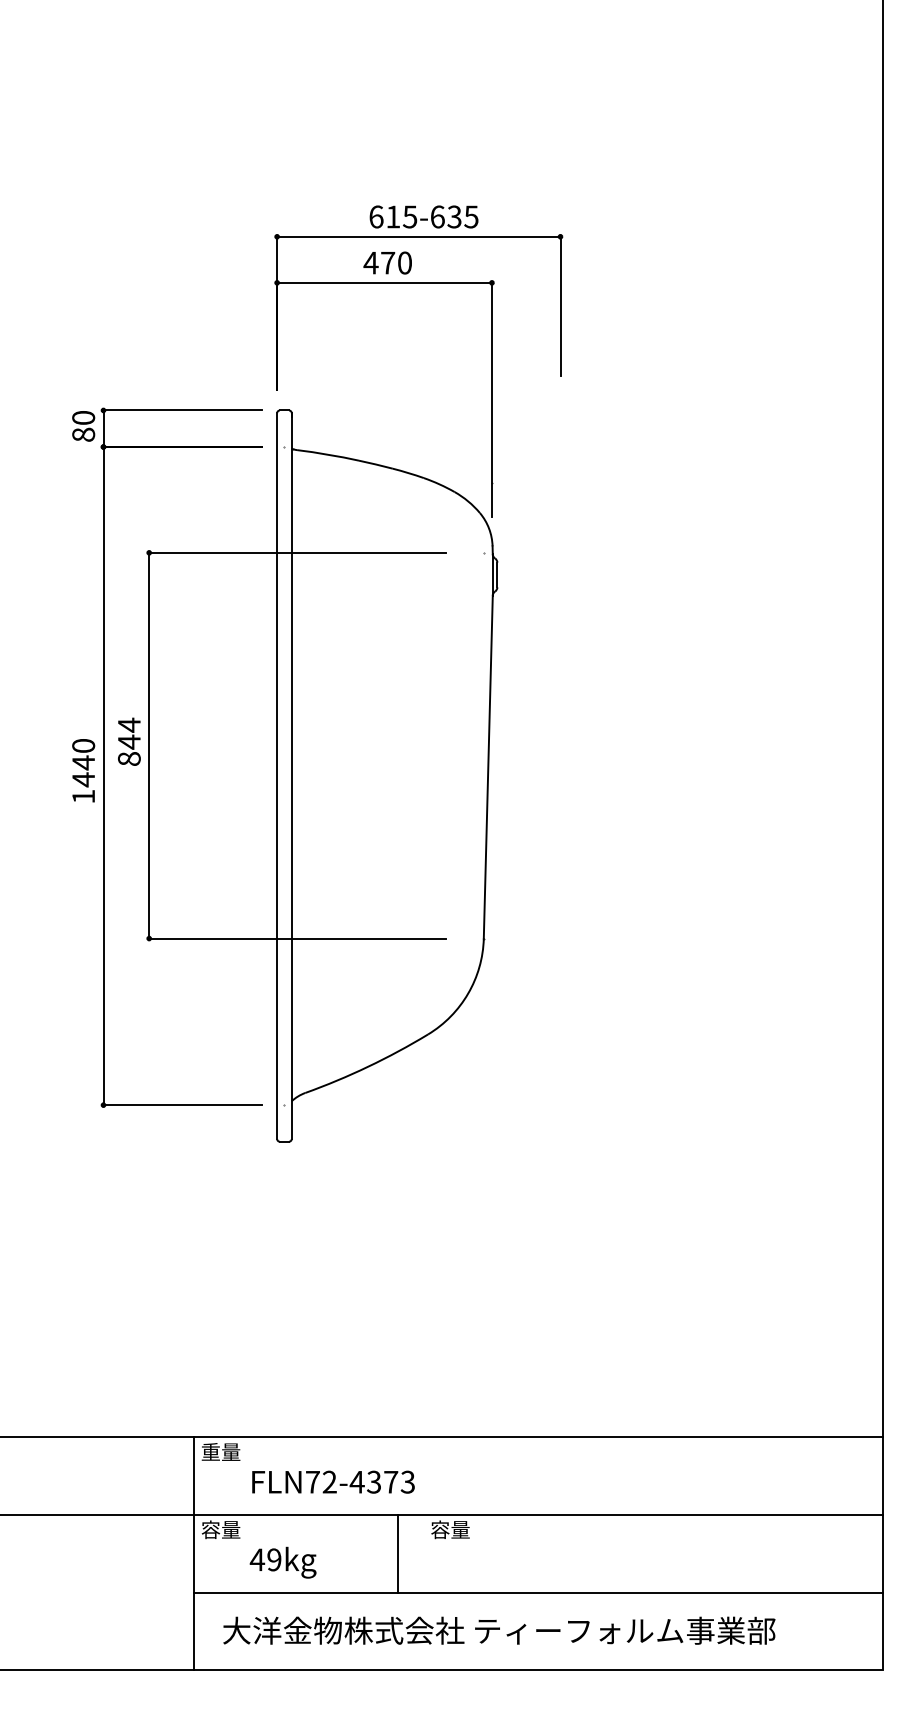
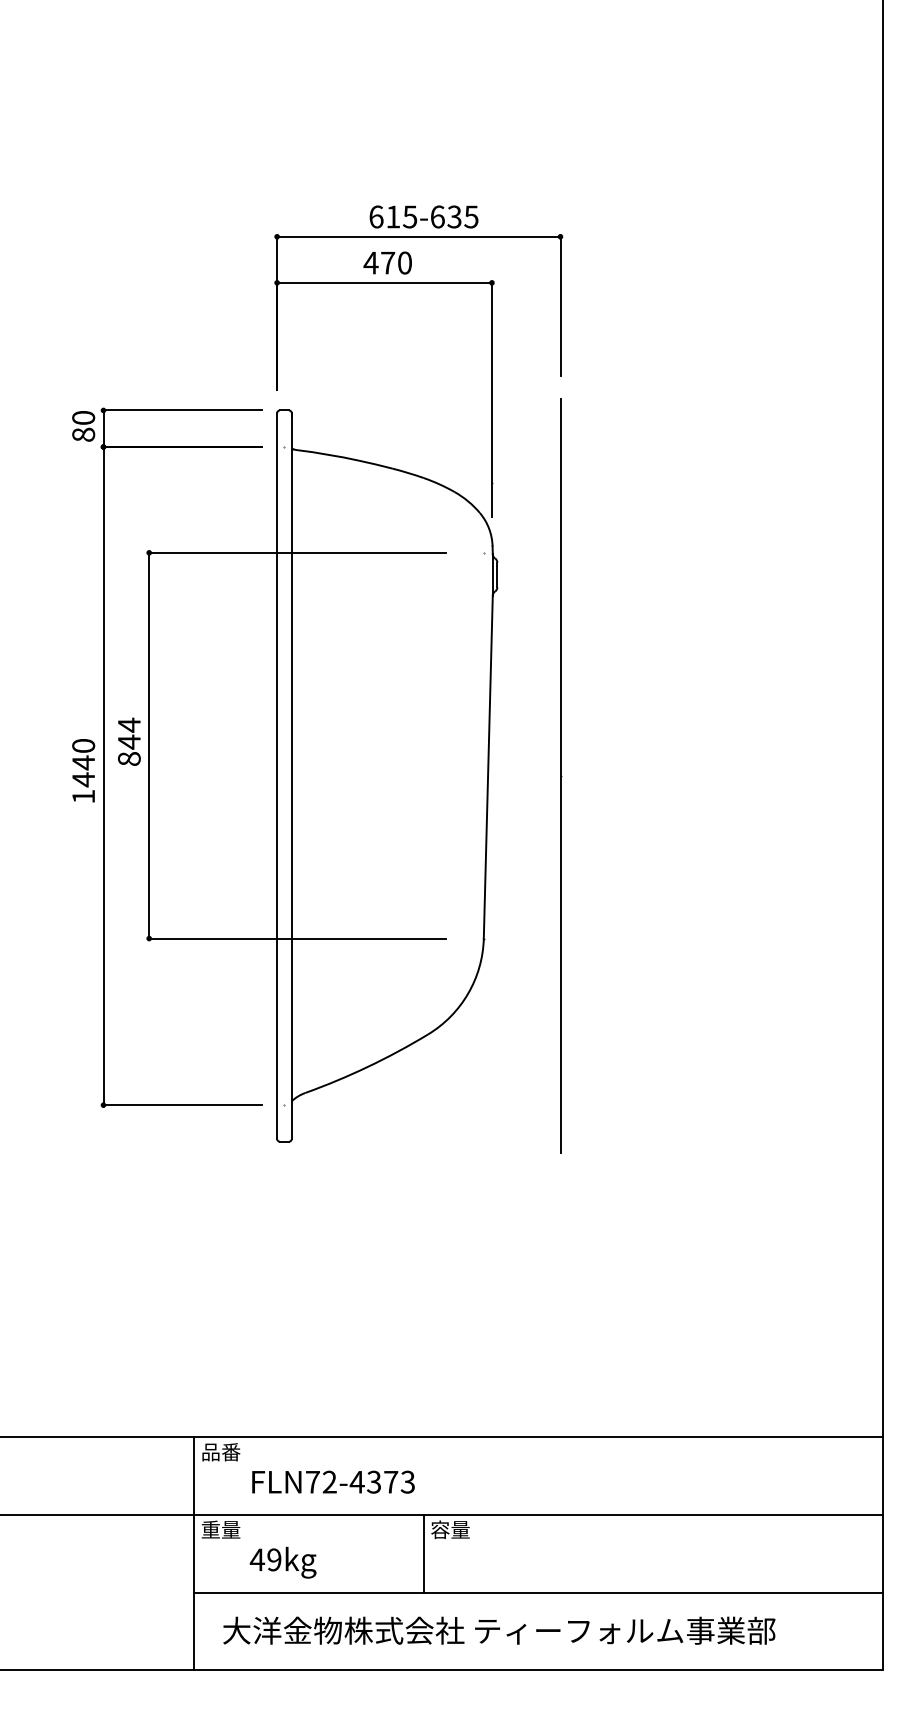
line: none -> present (561, 775)
text: 重量 -> 品番 (220, 1452)
text: 容量 -> 重量 (210, 1529)
line position: (397, 1553) -> (423, 1553) (423, 1553)
